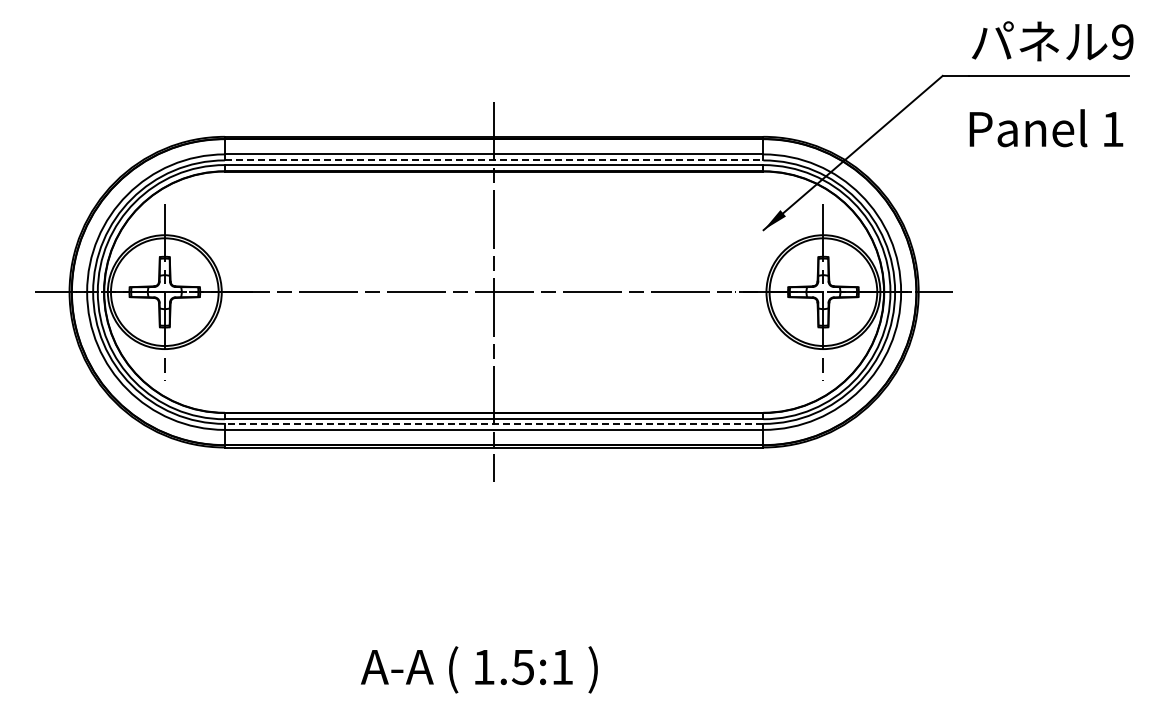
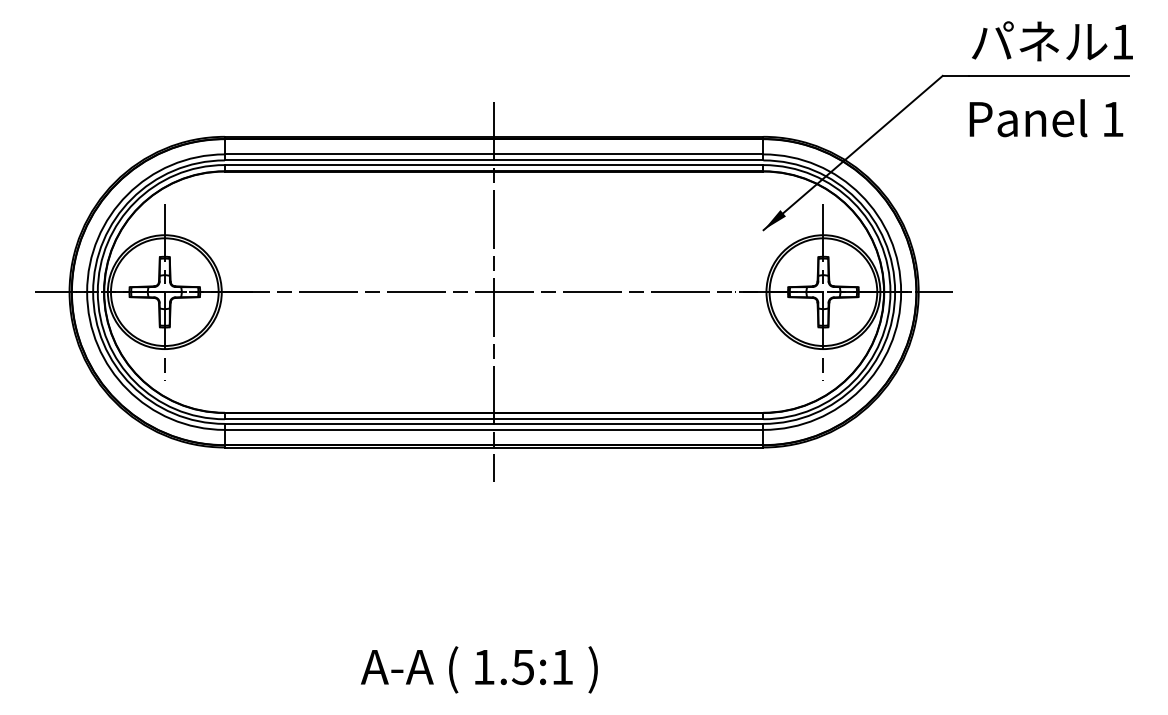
text: 9 -> 1 (1122, 41)
text position: (1046, 128) -> (1046, 118) (1046, 118)
line: dashed -> solid (494, 160)
line: dashed -> solid (493, 423)
